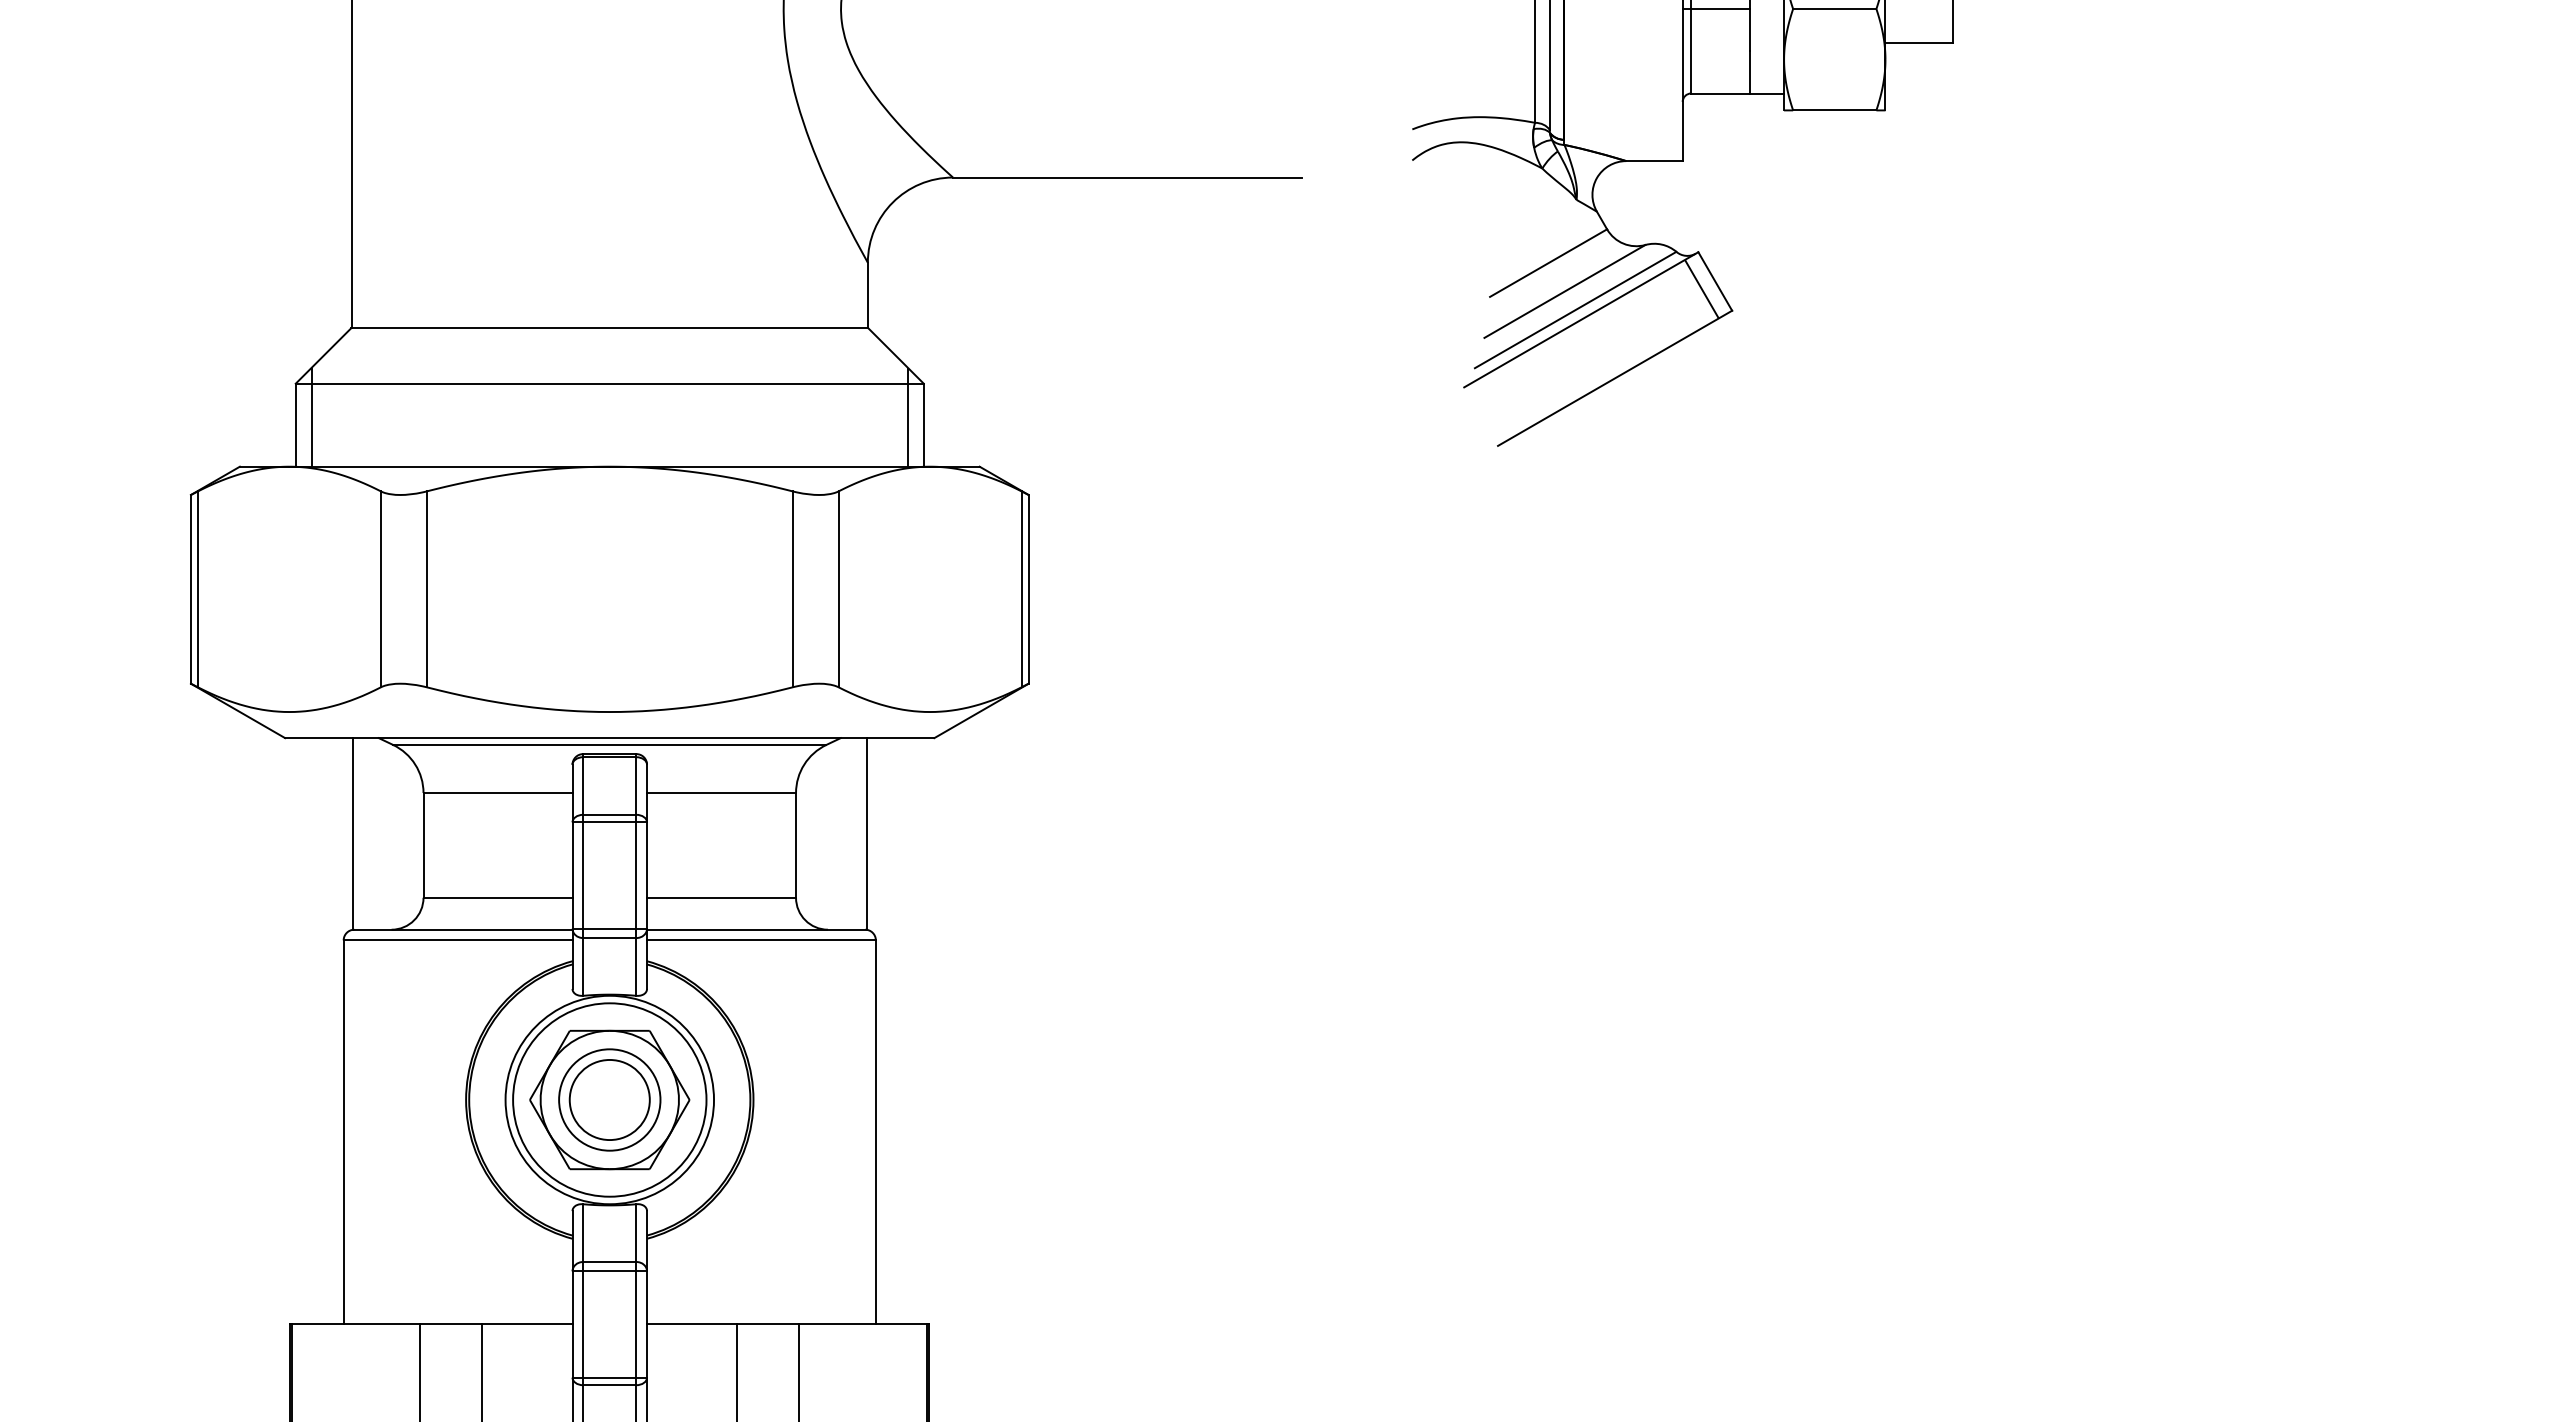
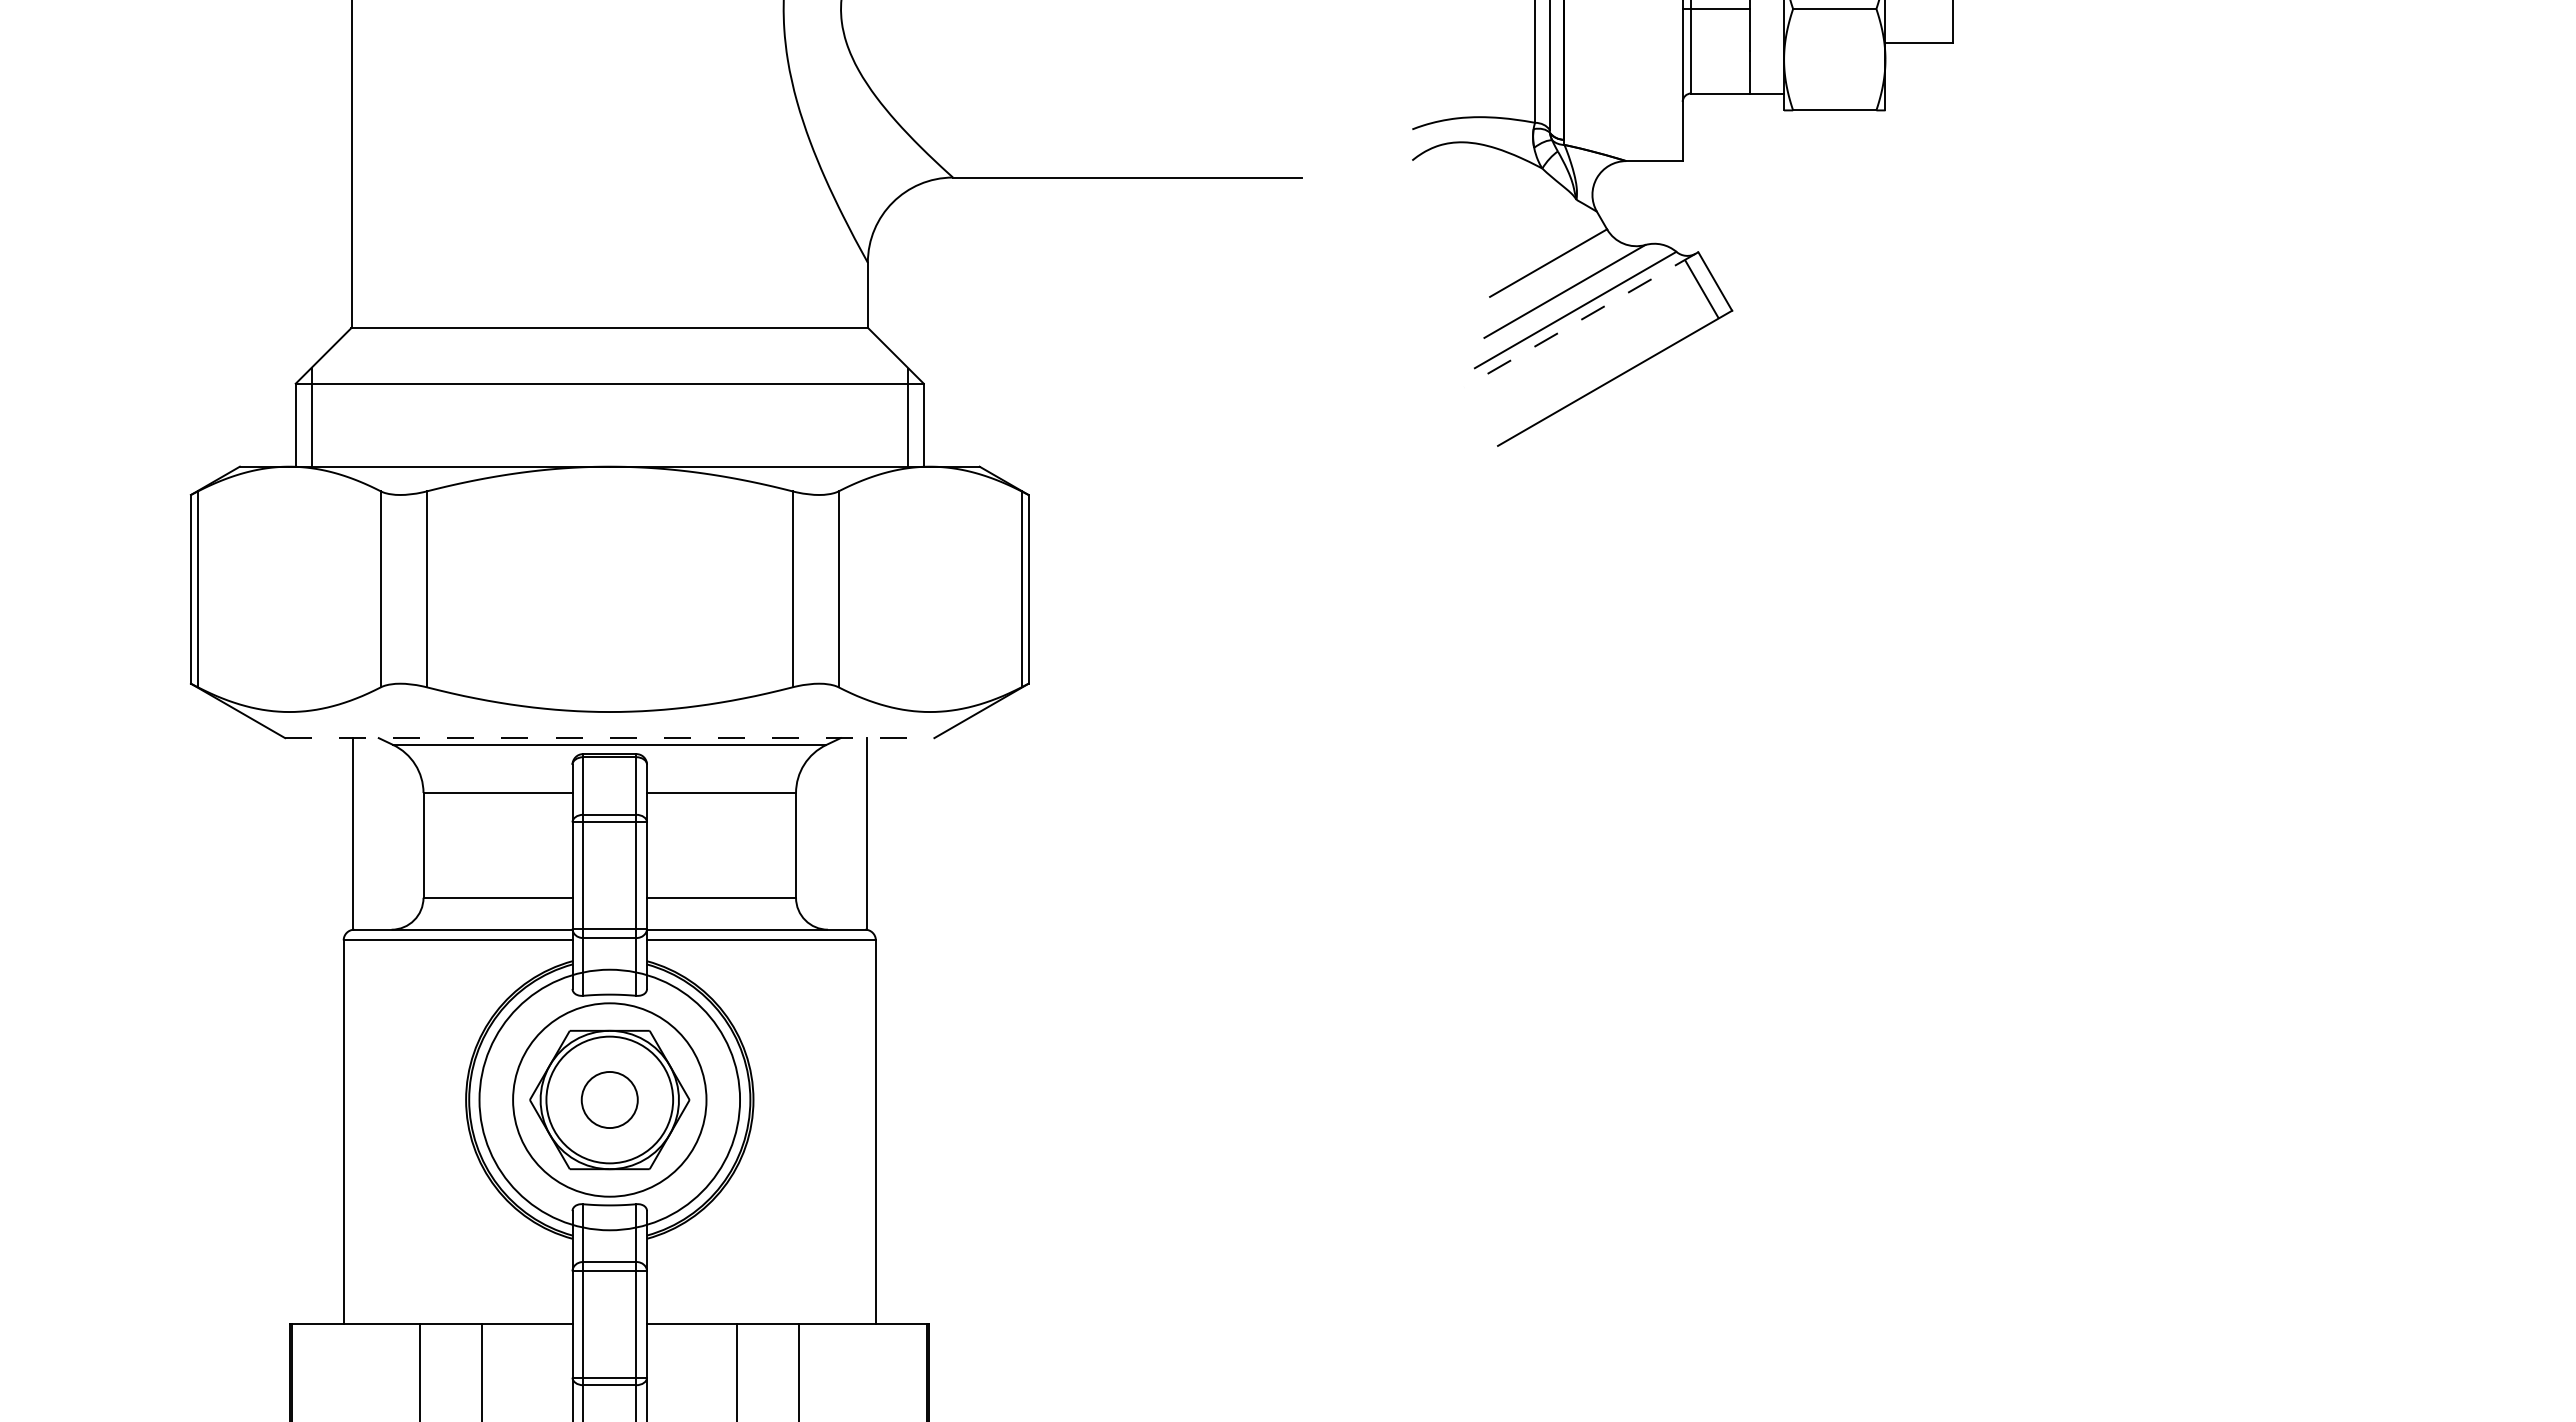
line: solid -> dashed (1580, 320)
line: solid -> dashed (609, 738)
circle diameter: 101 px -> 127 px (609, 1099)
circle diameter: 208 px -> 261 px (609, 1099)
circle diameter: 80 px -> 56 px (609, 1099)
